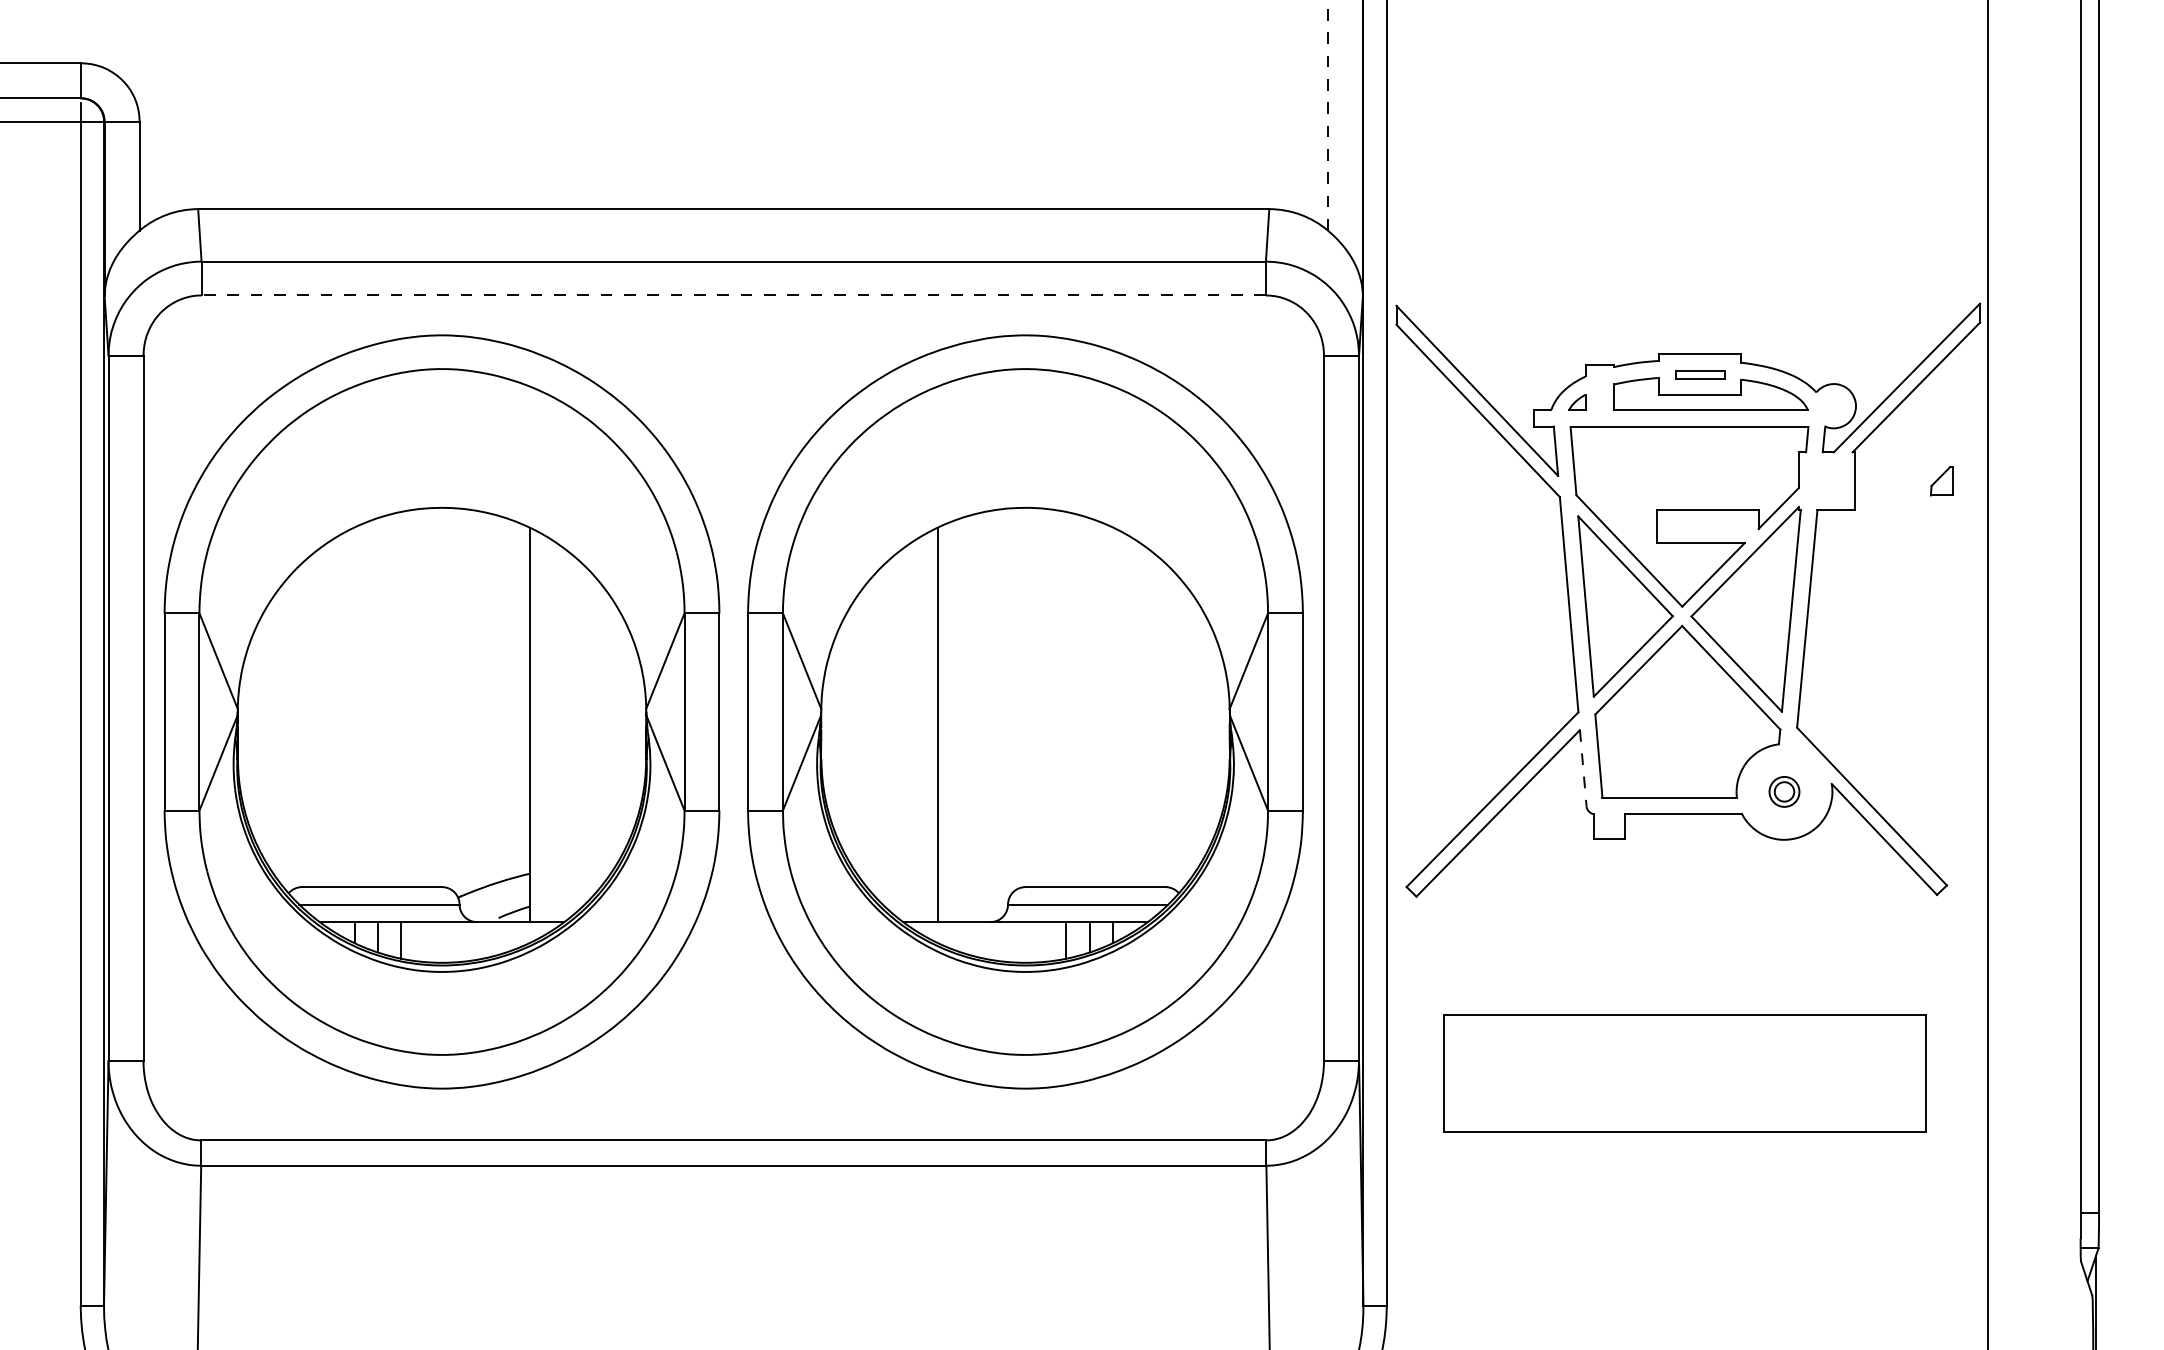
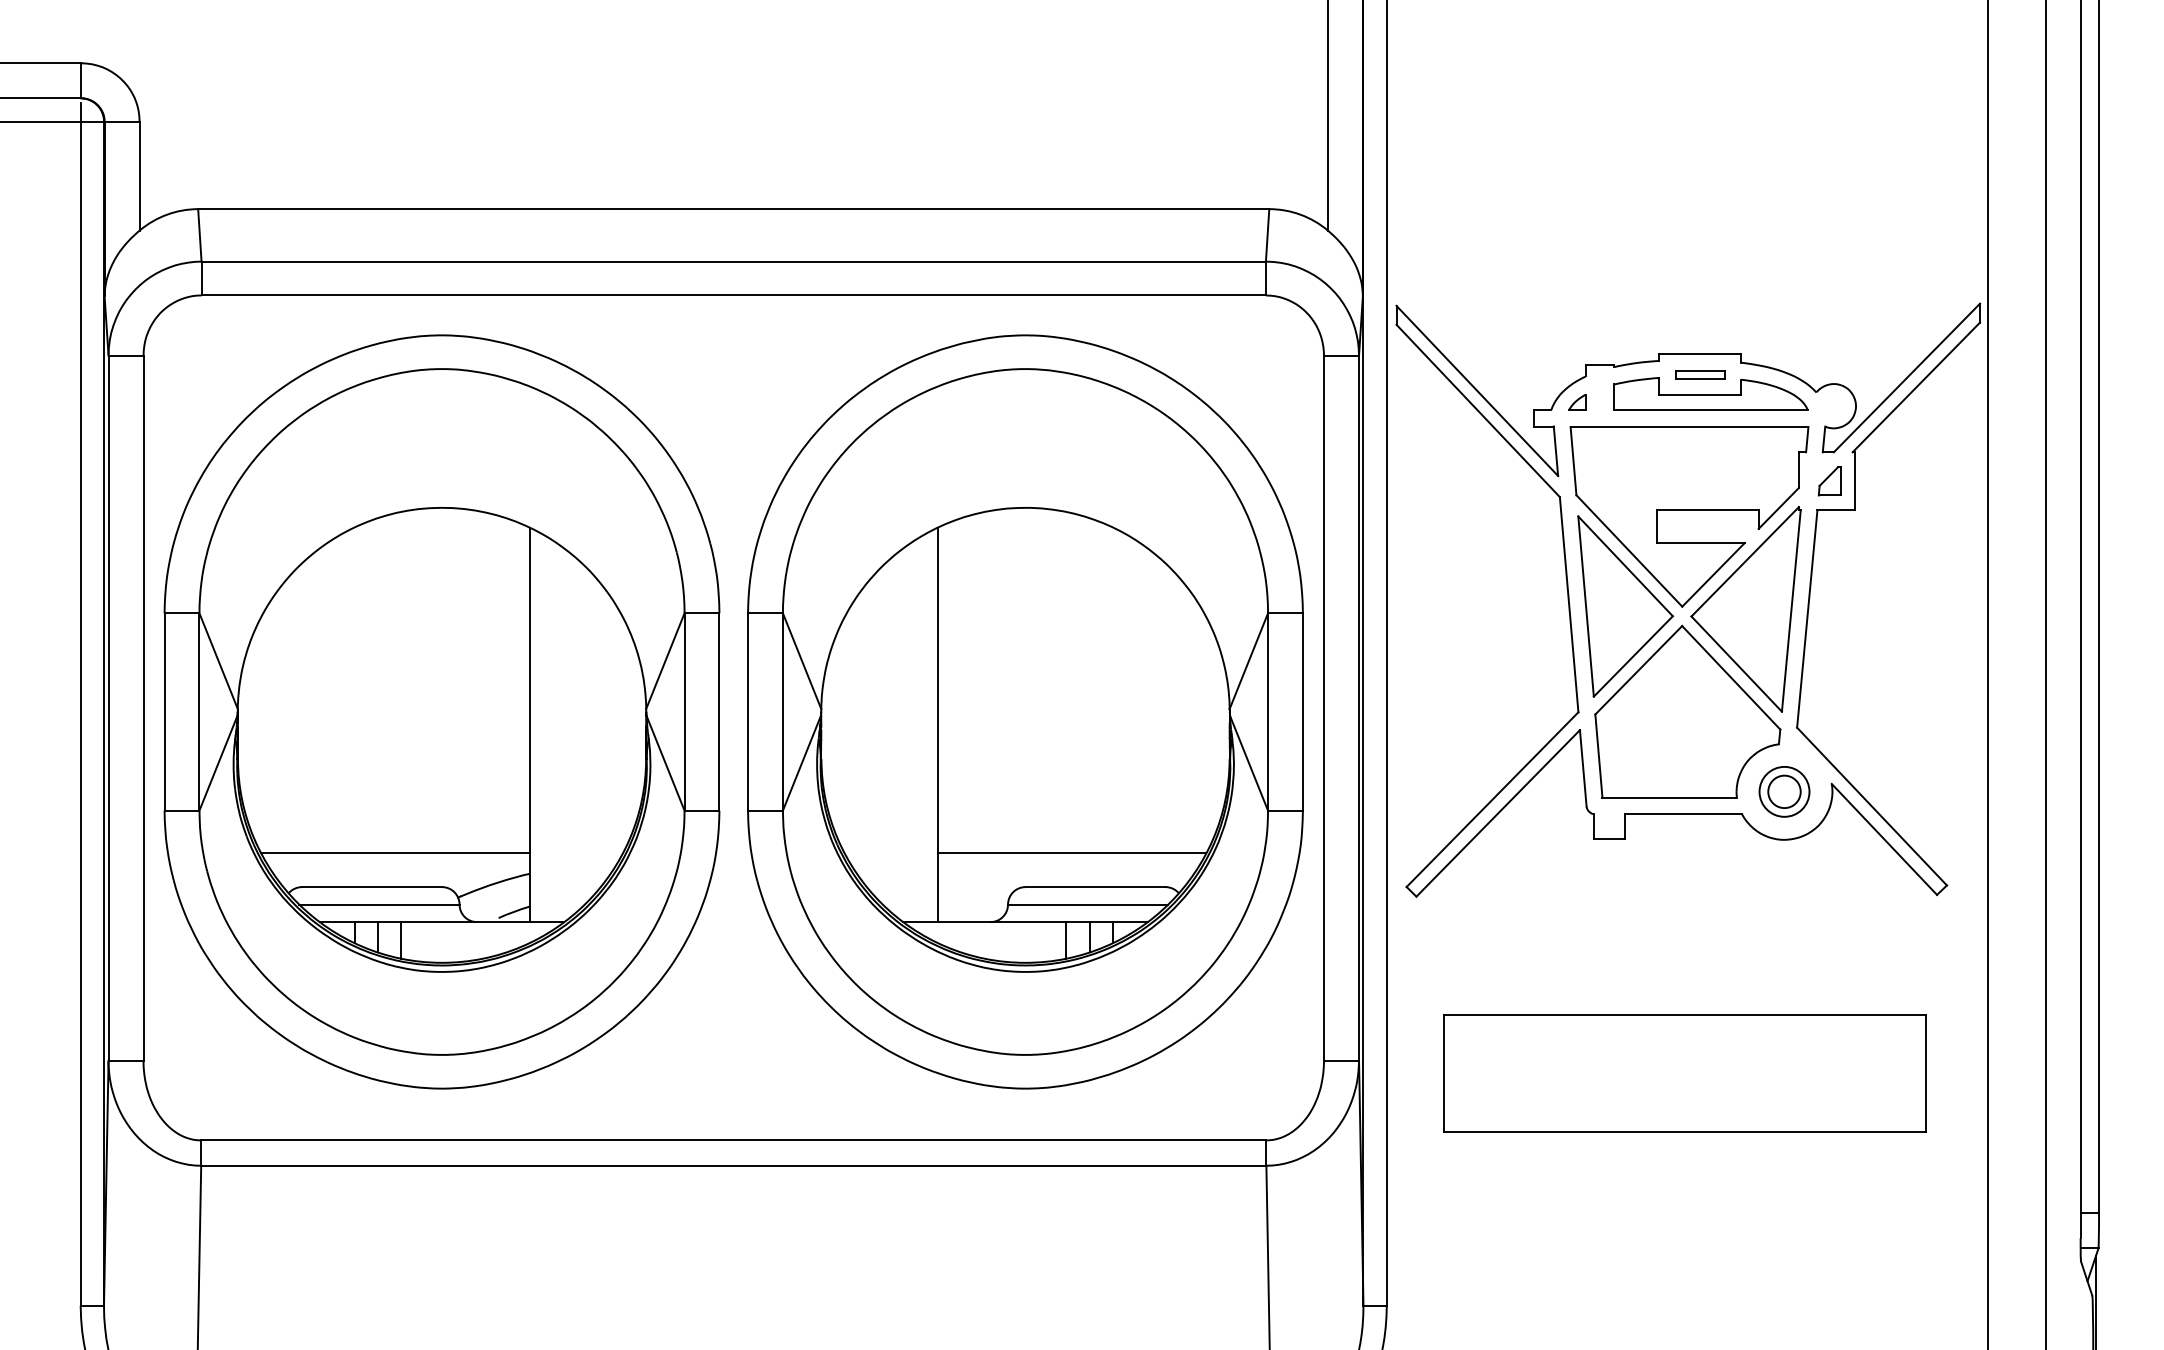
line: dashed -> solid (1327, 115)
line: dashed -> solid (733, 295)
part position: (1941, 481) -> (1829, 481) (1829, 481)
line: none -> present (2046, 674)
line: dashed -> solid (1583, 768)
part size: 33x32 px -> 53x52 px (1784, 791)
line: none -> present (395, 853)
line: none -> present (1072, 853)
